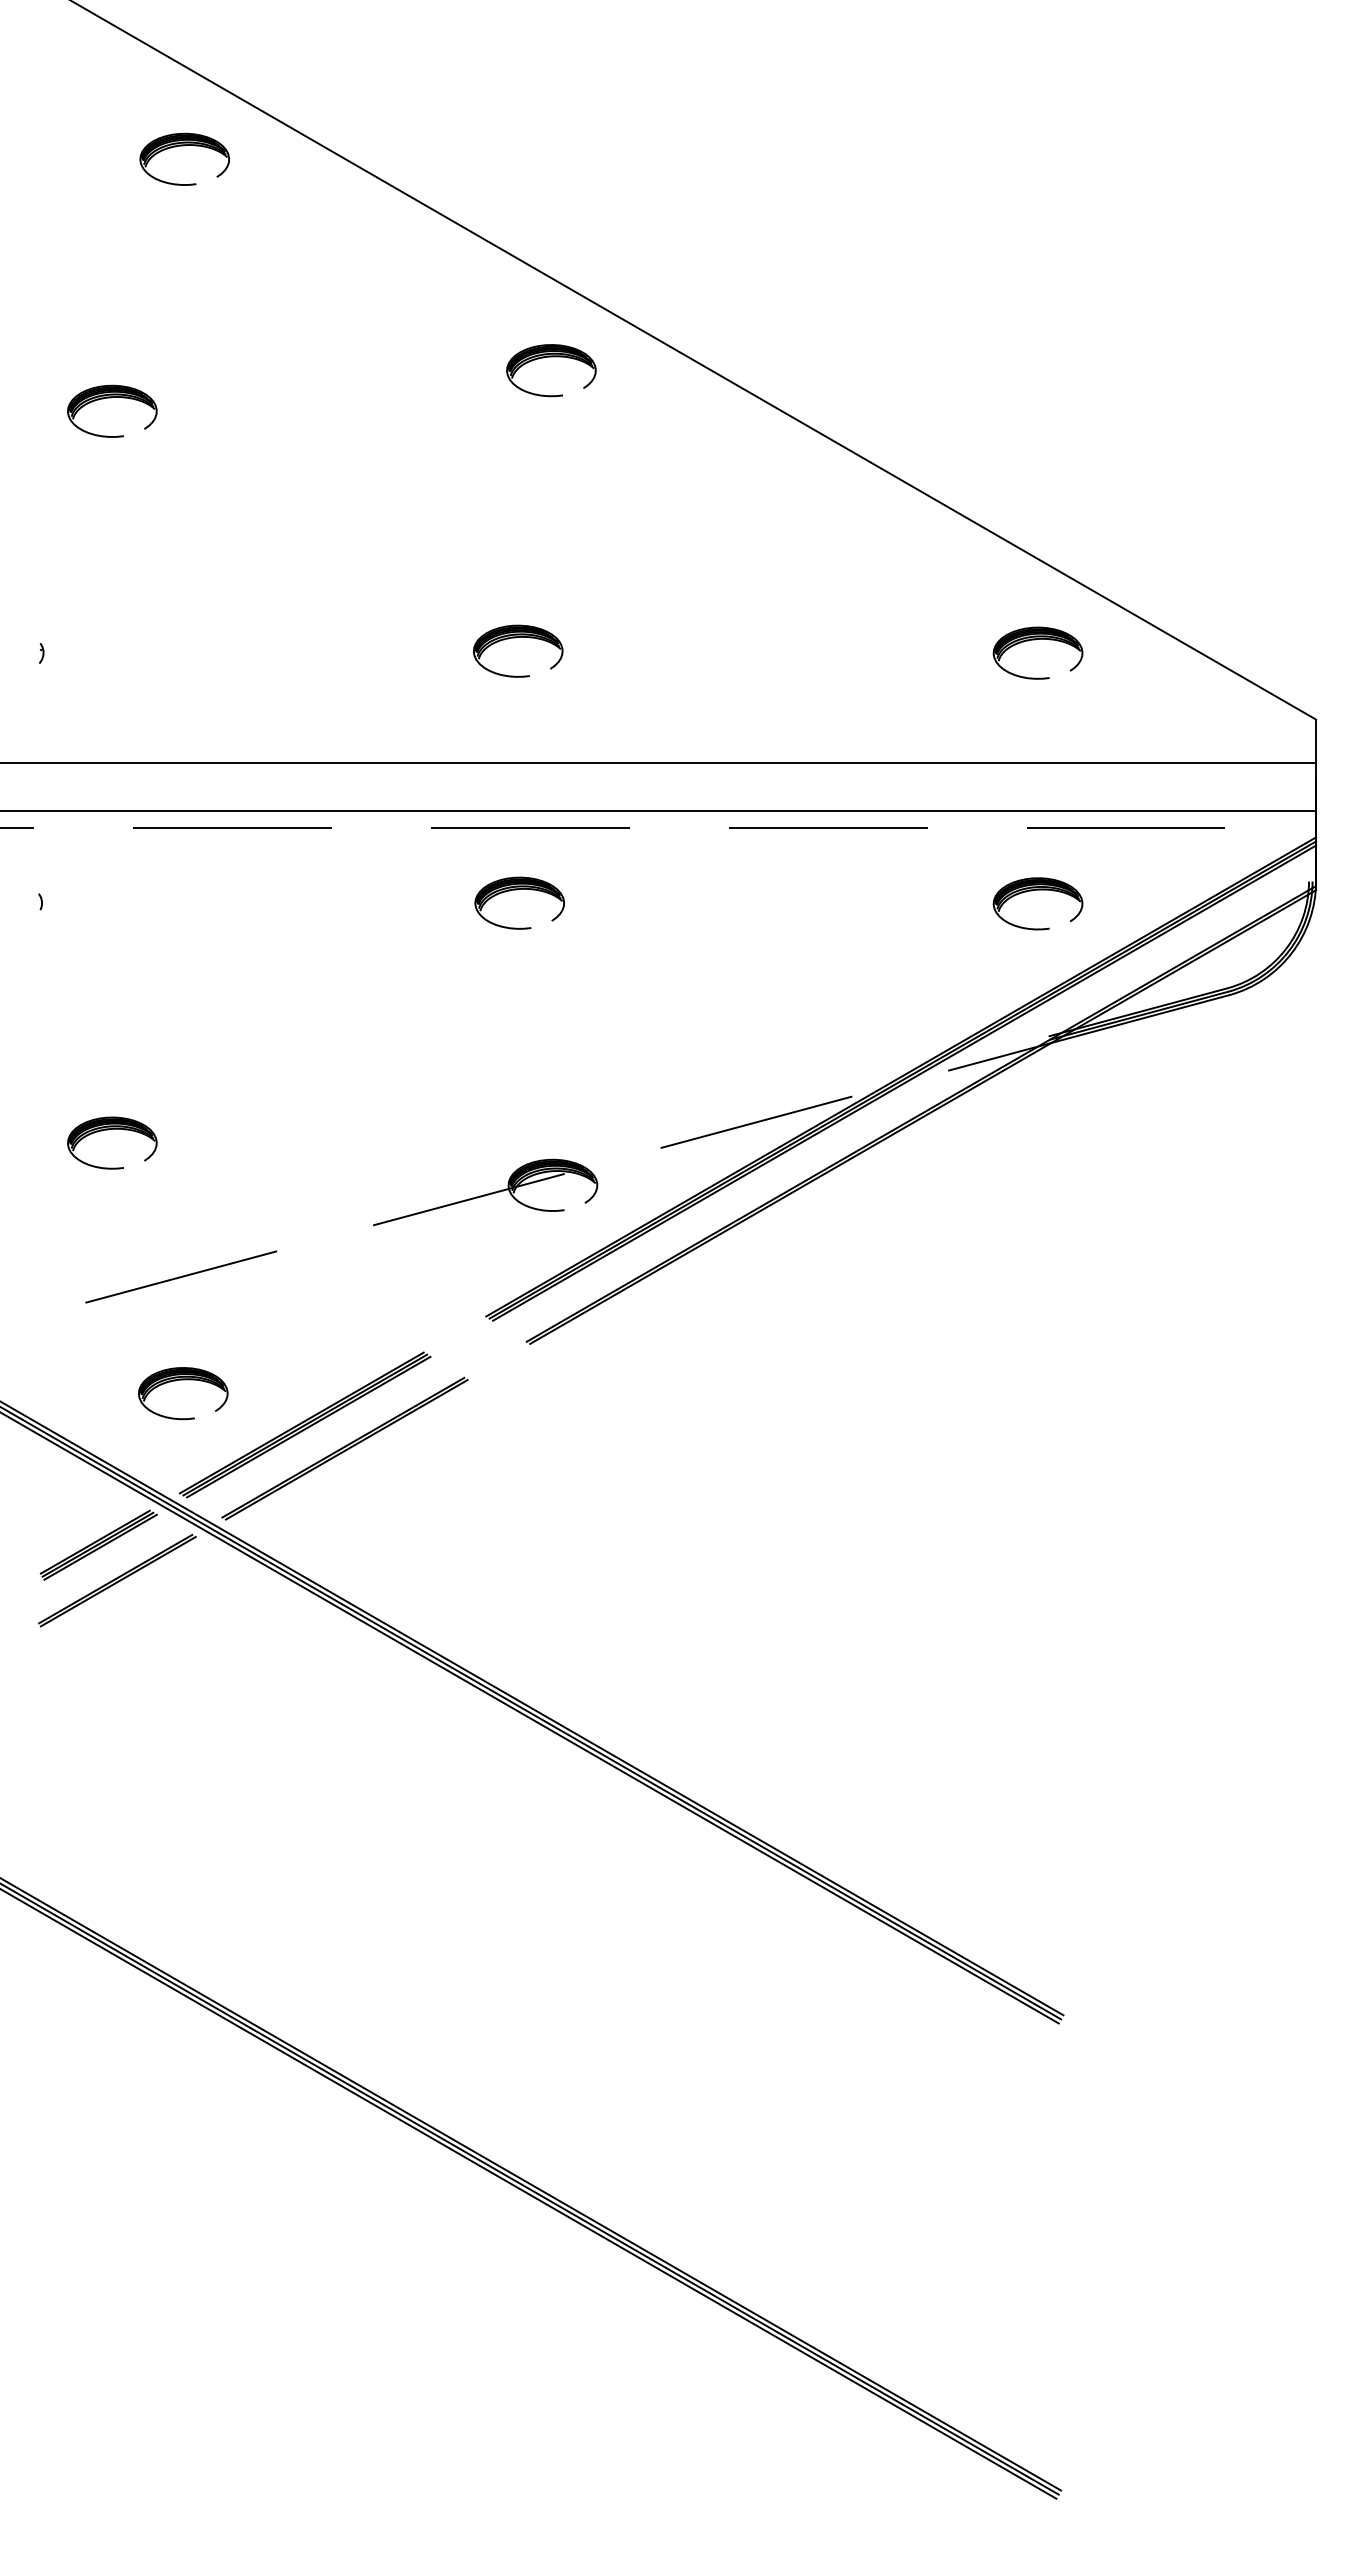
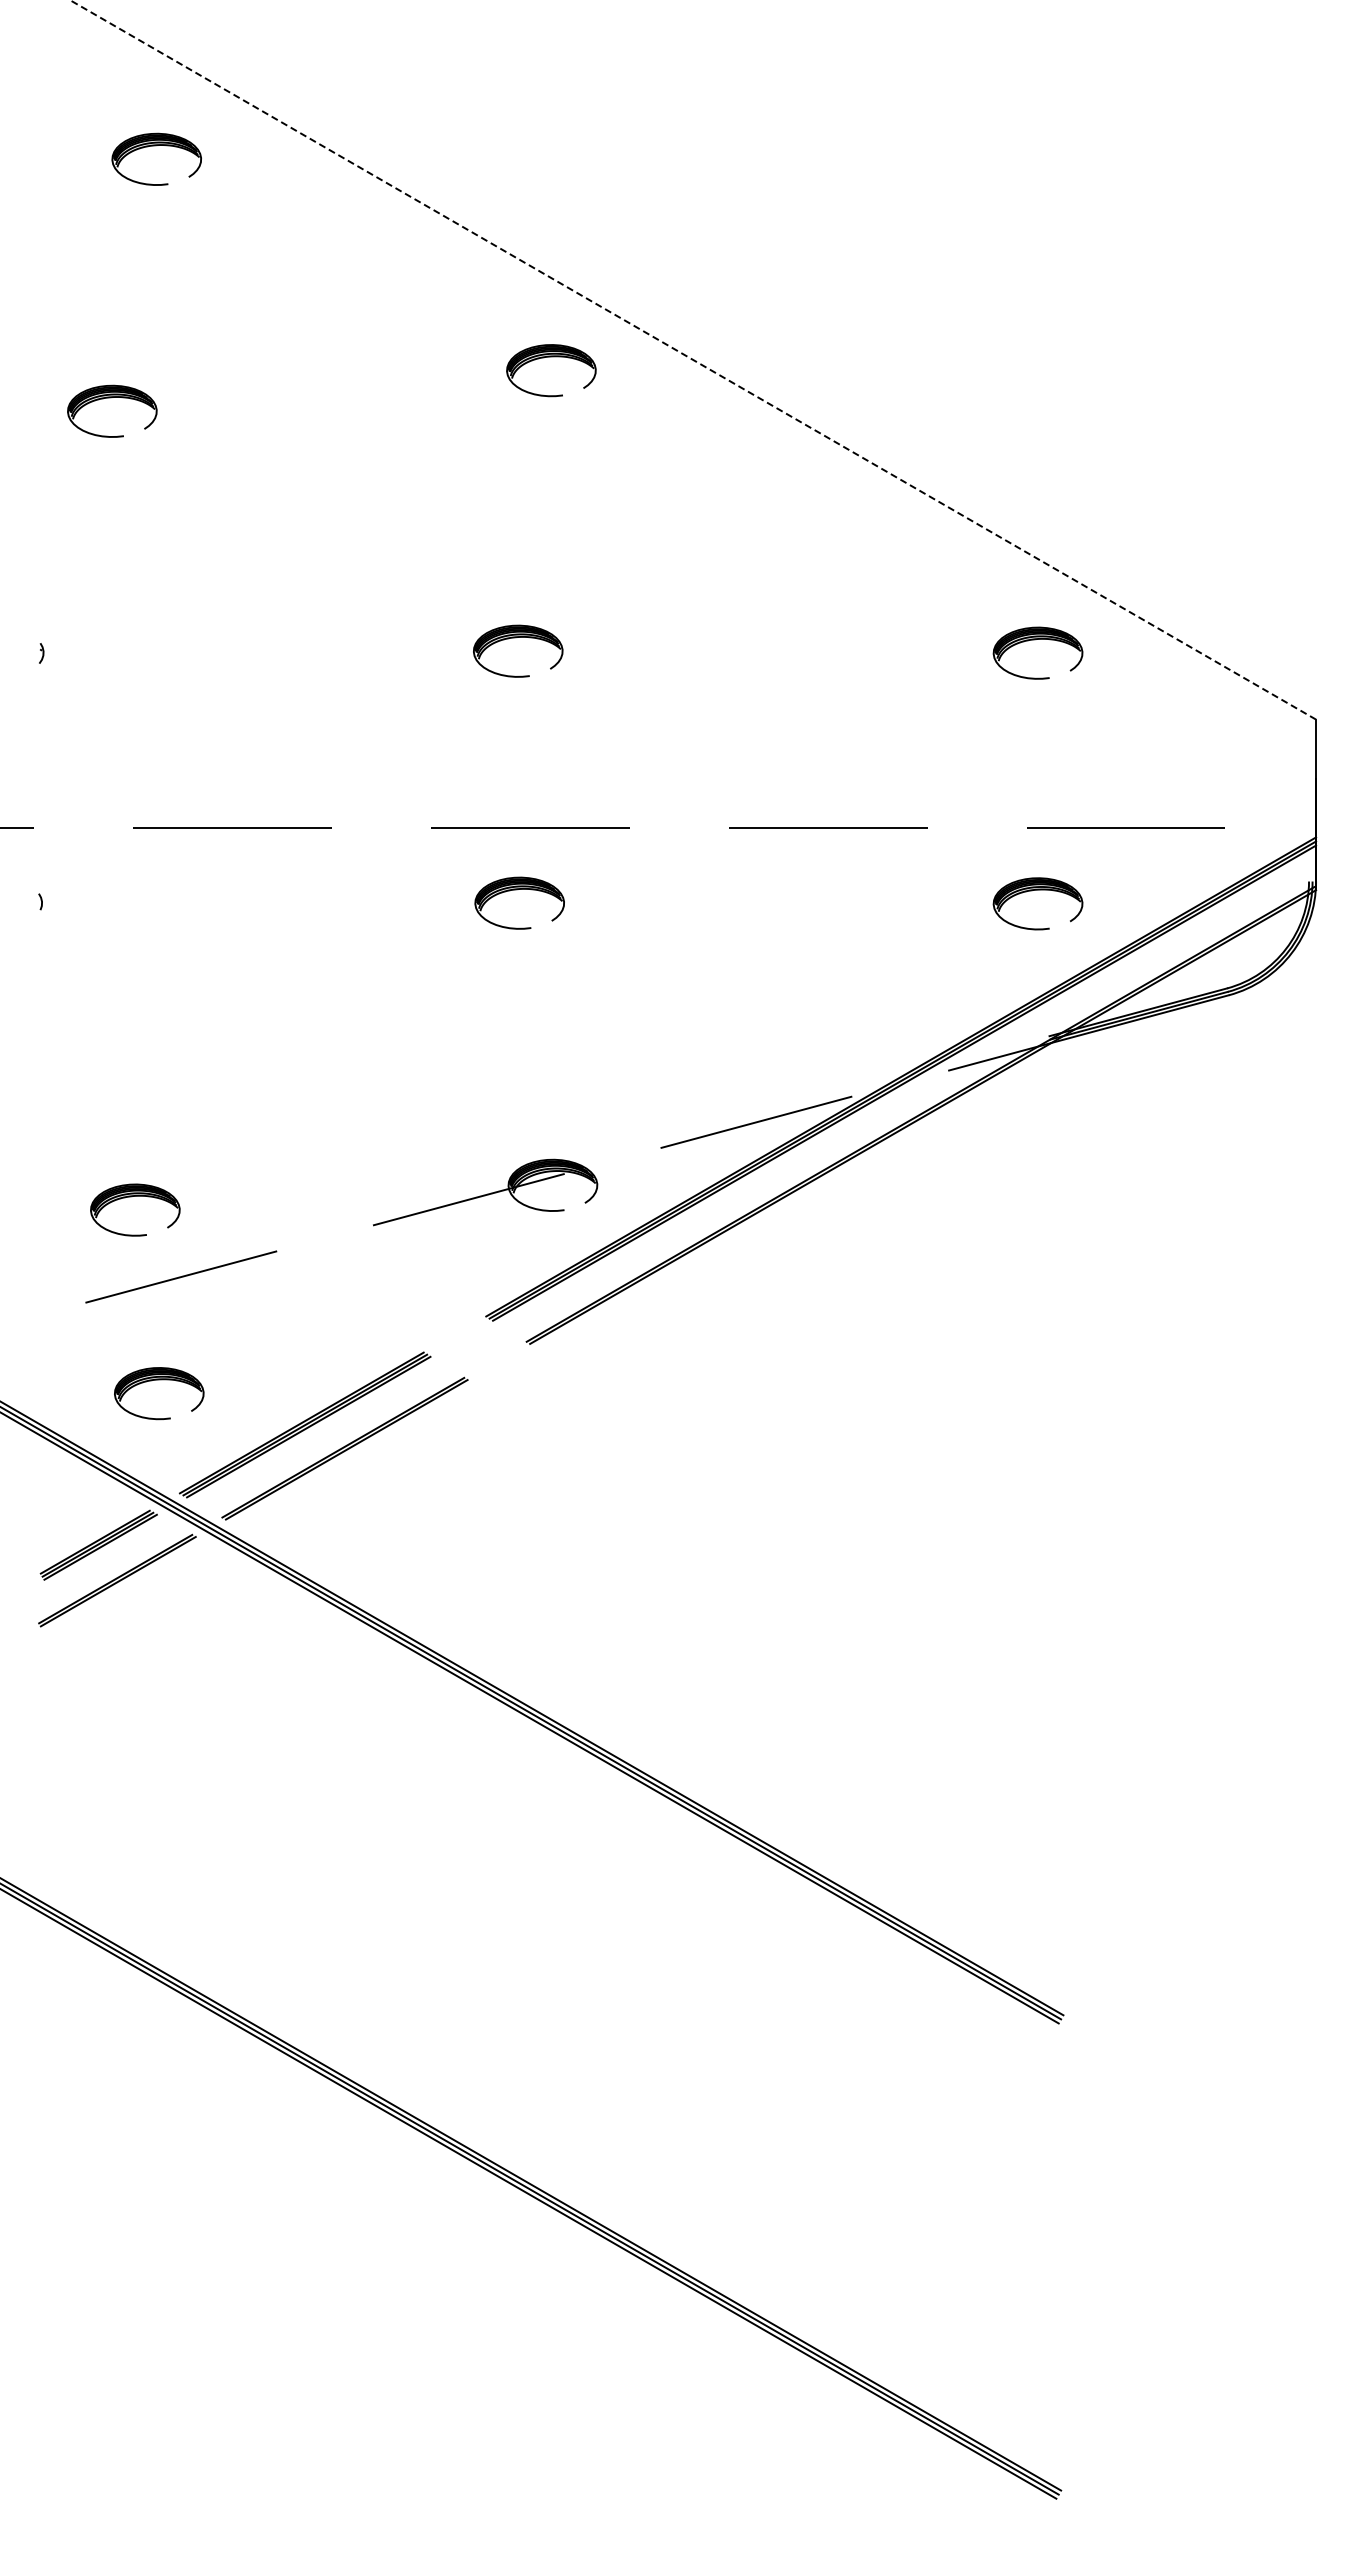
part position: (184, 146) -> (156, 146) (156, 146)
line: solid -> dashed (692, 359)
line: present -> none (659, 763)
line: present -> none (659, 811)
part position: (108, 1130) -> (131, 1197) (131, 1197)
part position: (183, 1380) -> (159, 1380) (159, 1380)
